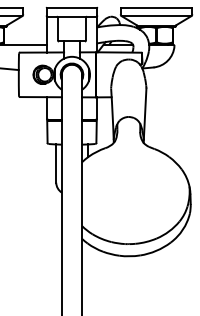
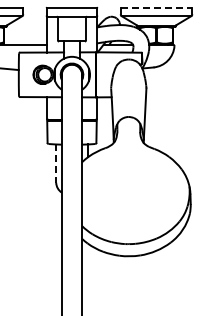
line: solid -> dashed (156, 7)
line: solid -> dashed (56, 164)
